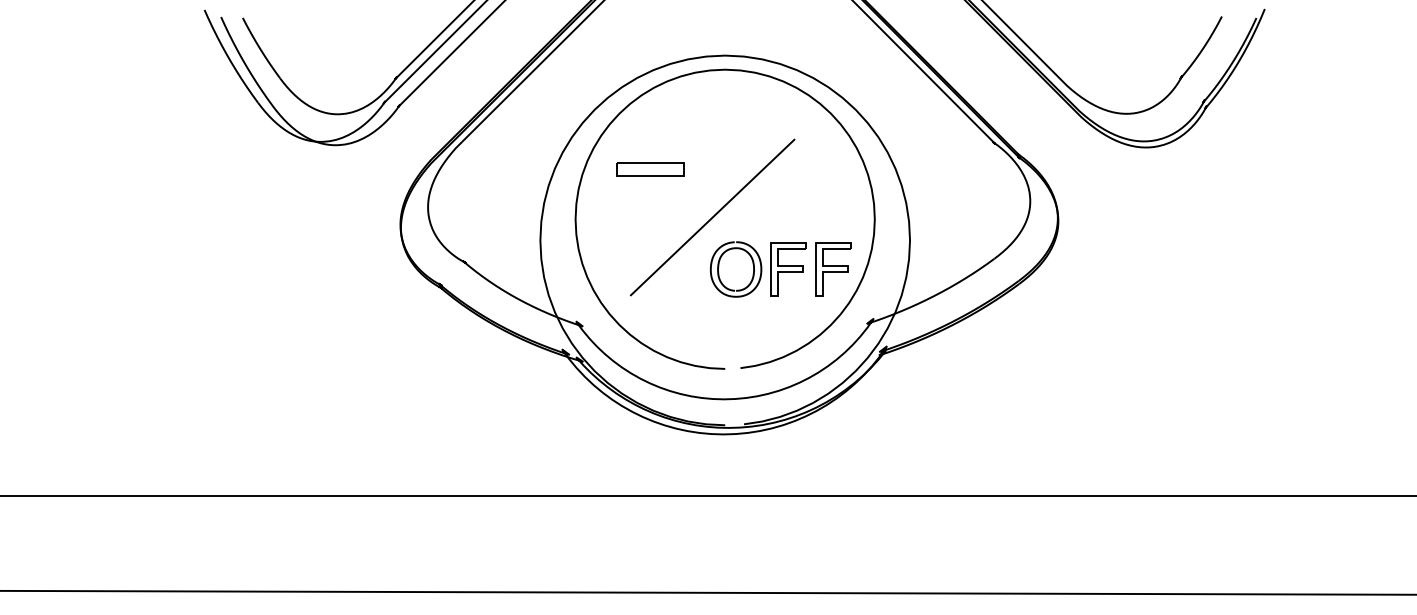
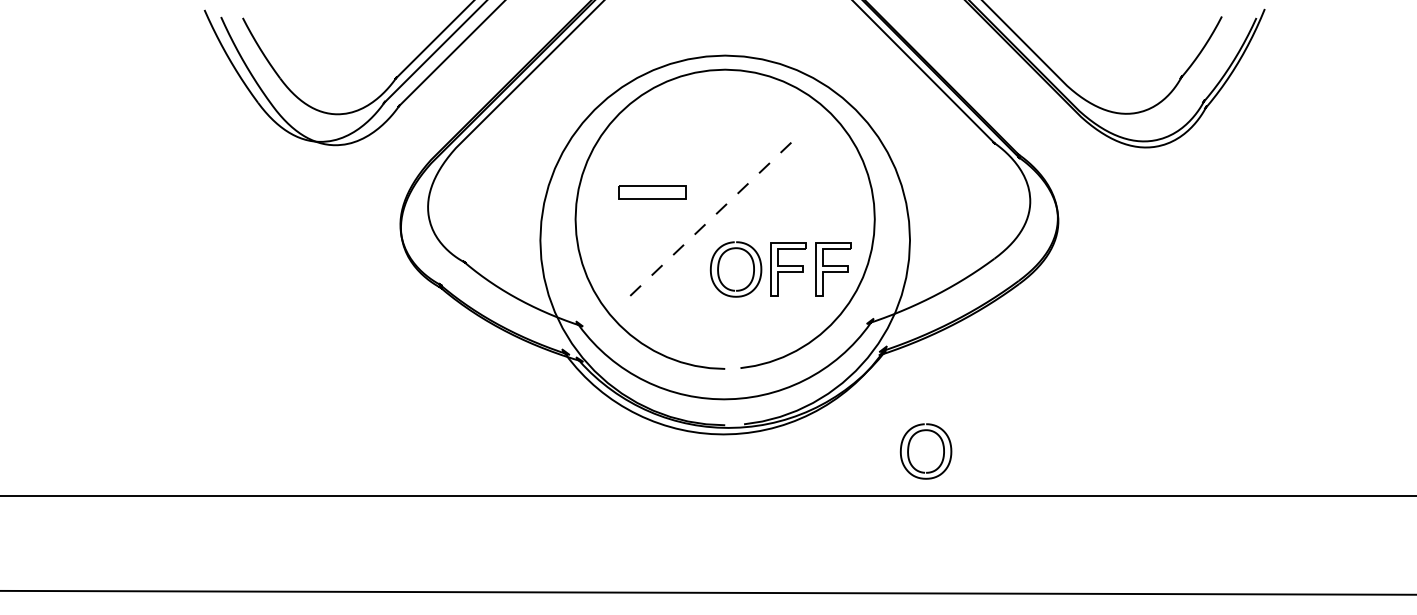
part position: (650, 169) -> (652, 192) (652, 192)
line: solid -> dashed (712, 217)
part: none -> present (909, 448)
